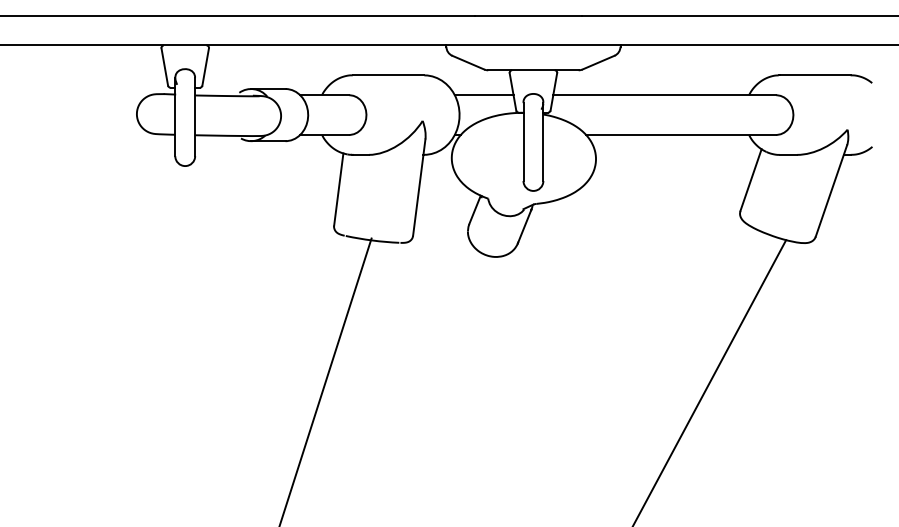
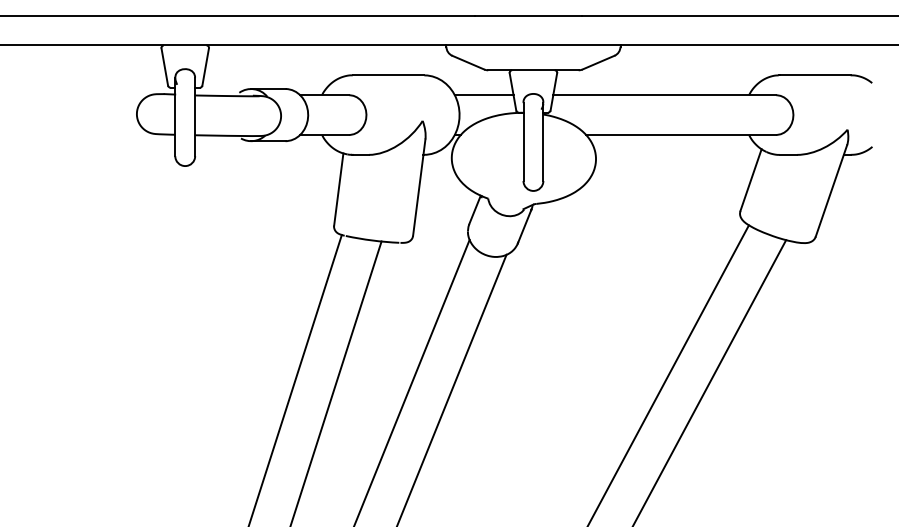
line: none -> present (668, 374)
line: none -> present (295, 378)
line position: (325, 380) -> (336, 382) (336, 382)
line: none -> present (412, 381)
line: none -> present (452, 388)
